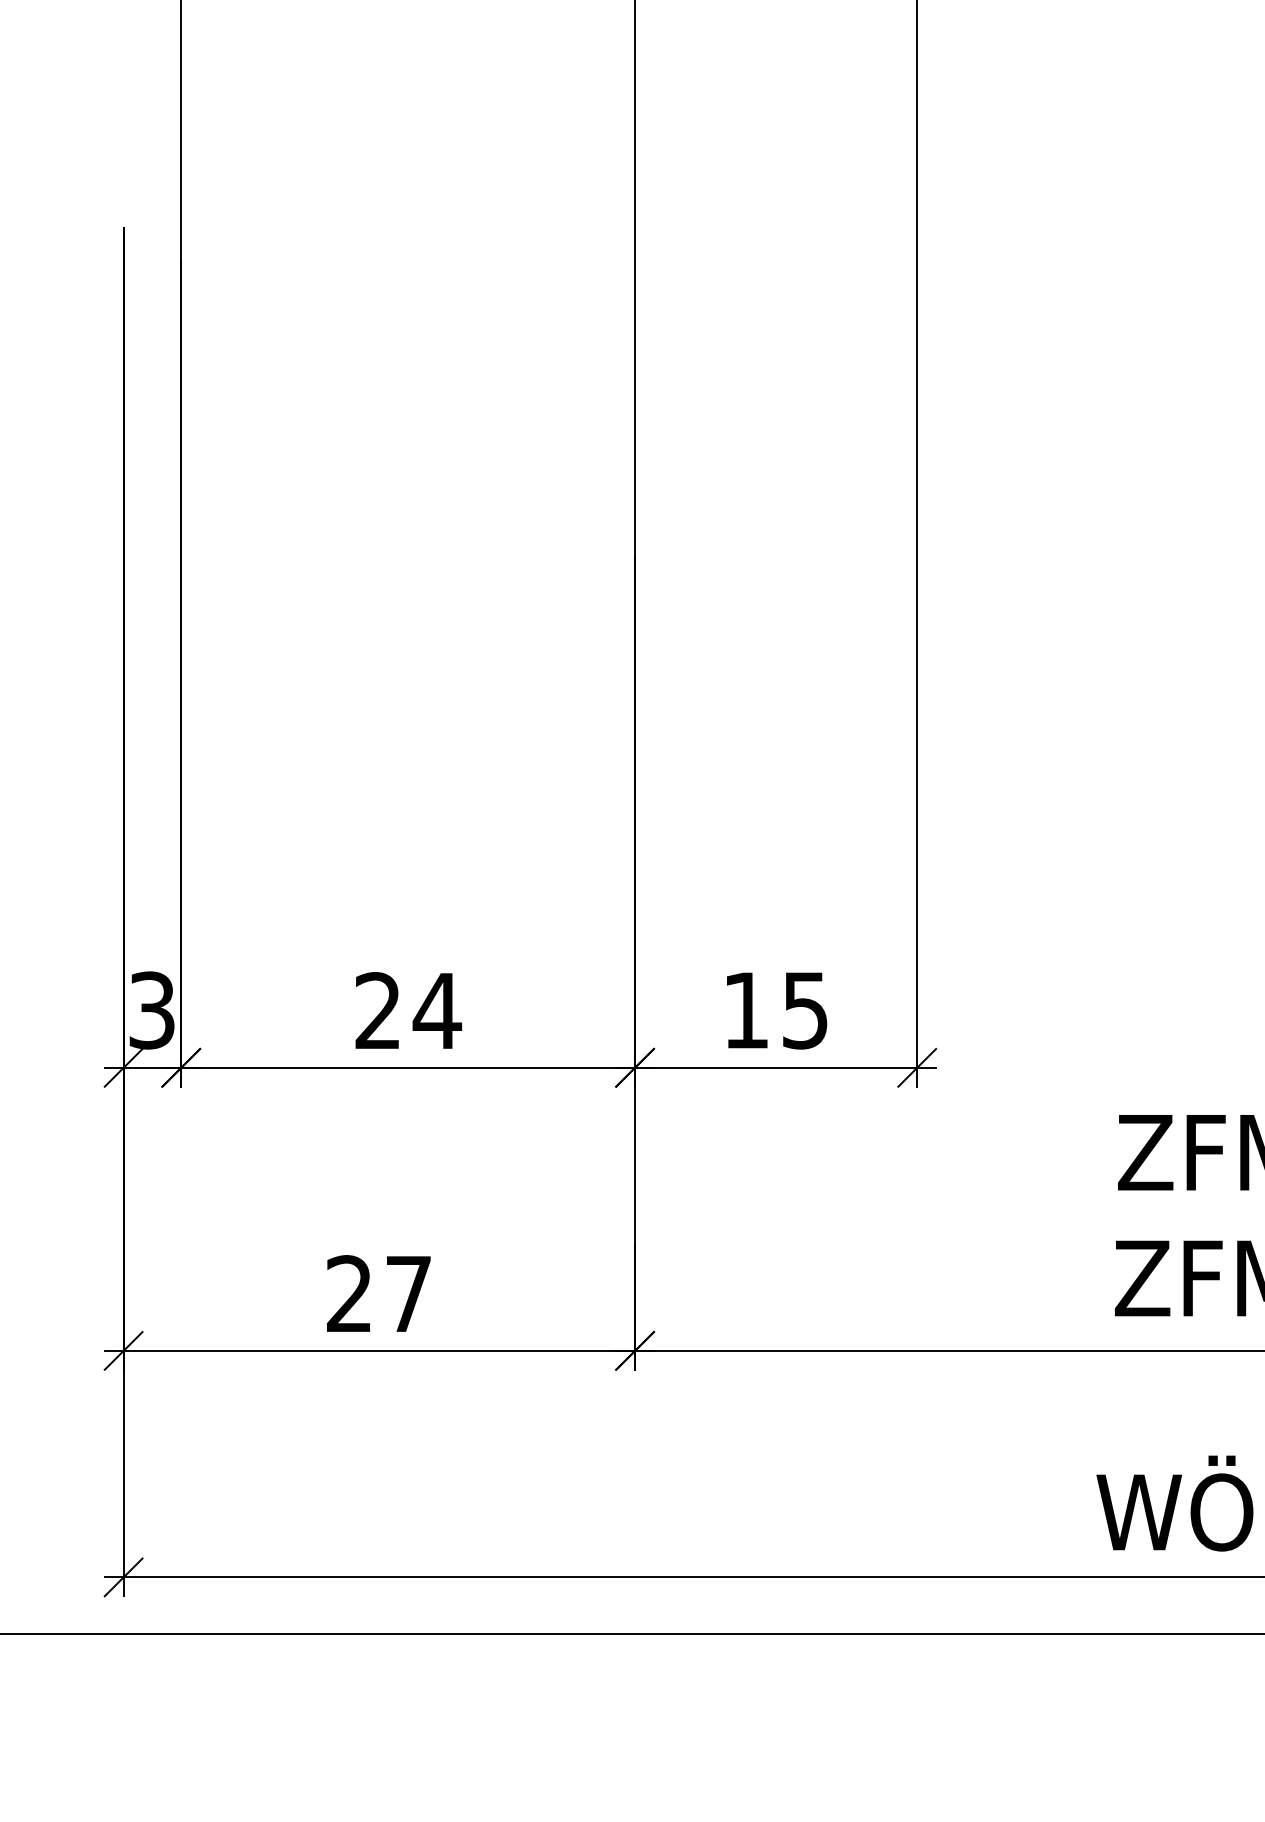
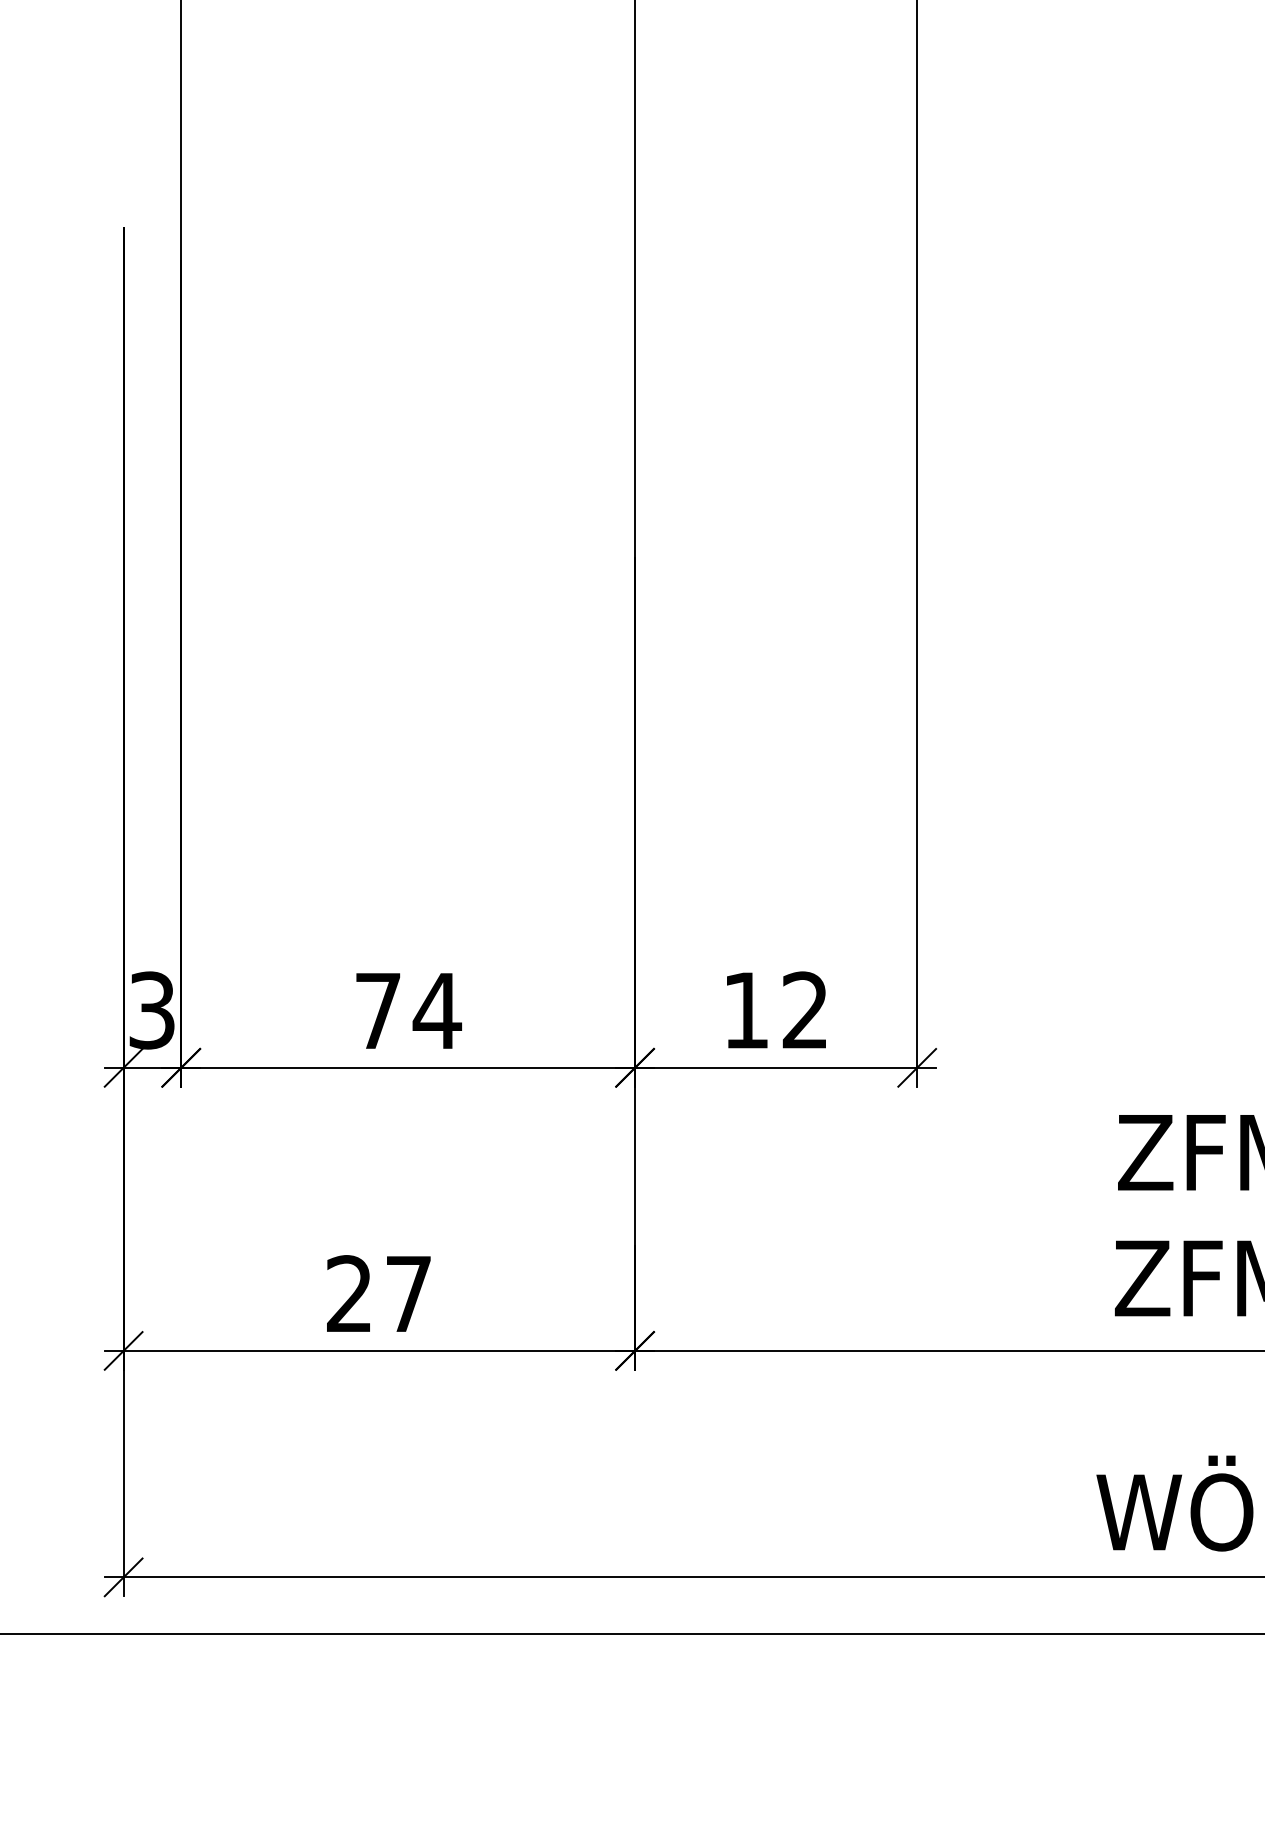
text: 24 -> 74 (377, 1010)
text: 15 -> 12 (804, 1010)
